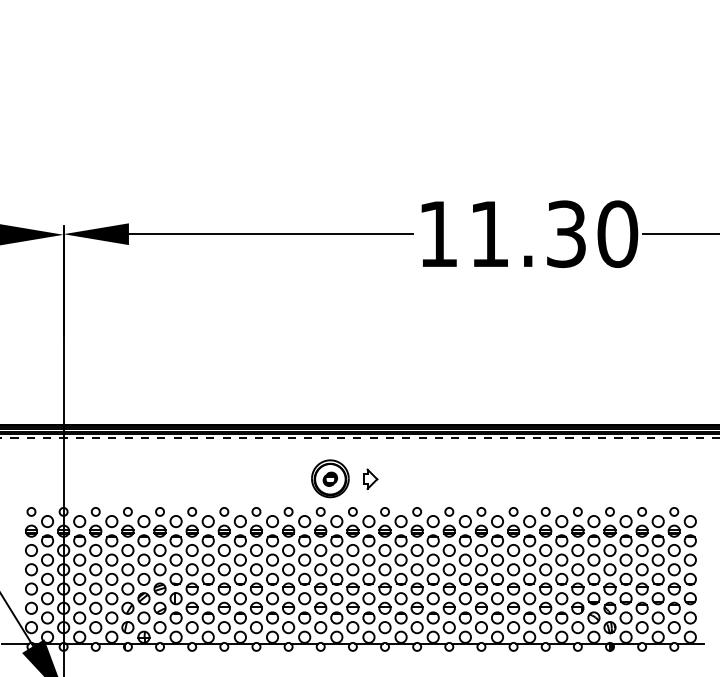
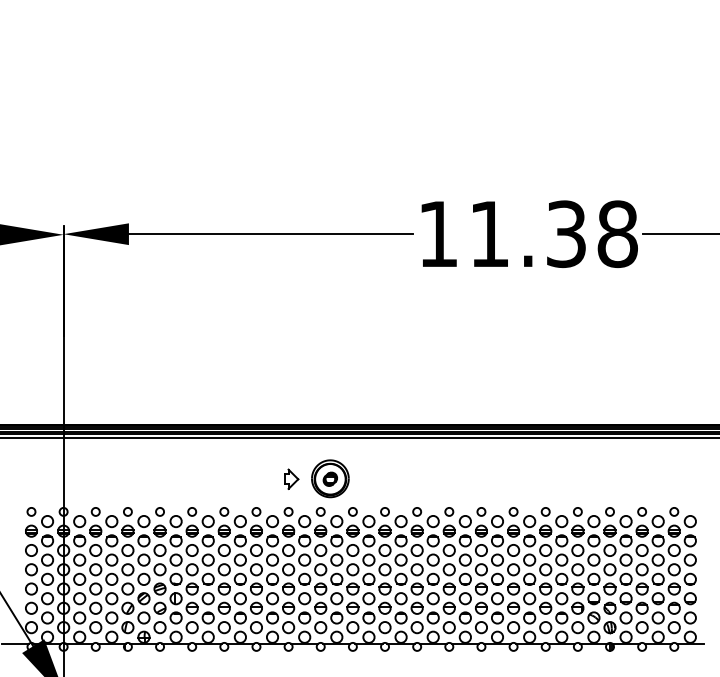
text: 11.30 -> 11.38 (617, 233)
line: dashed -> solid (360, 438)
part position: (370, 478) -> (291, 478) (291, 478)
